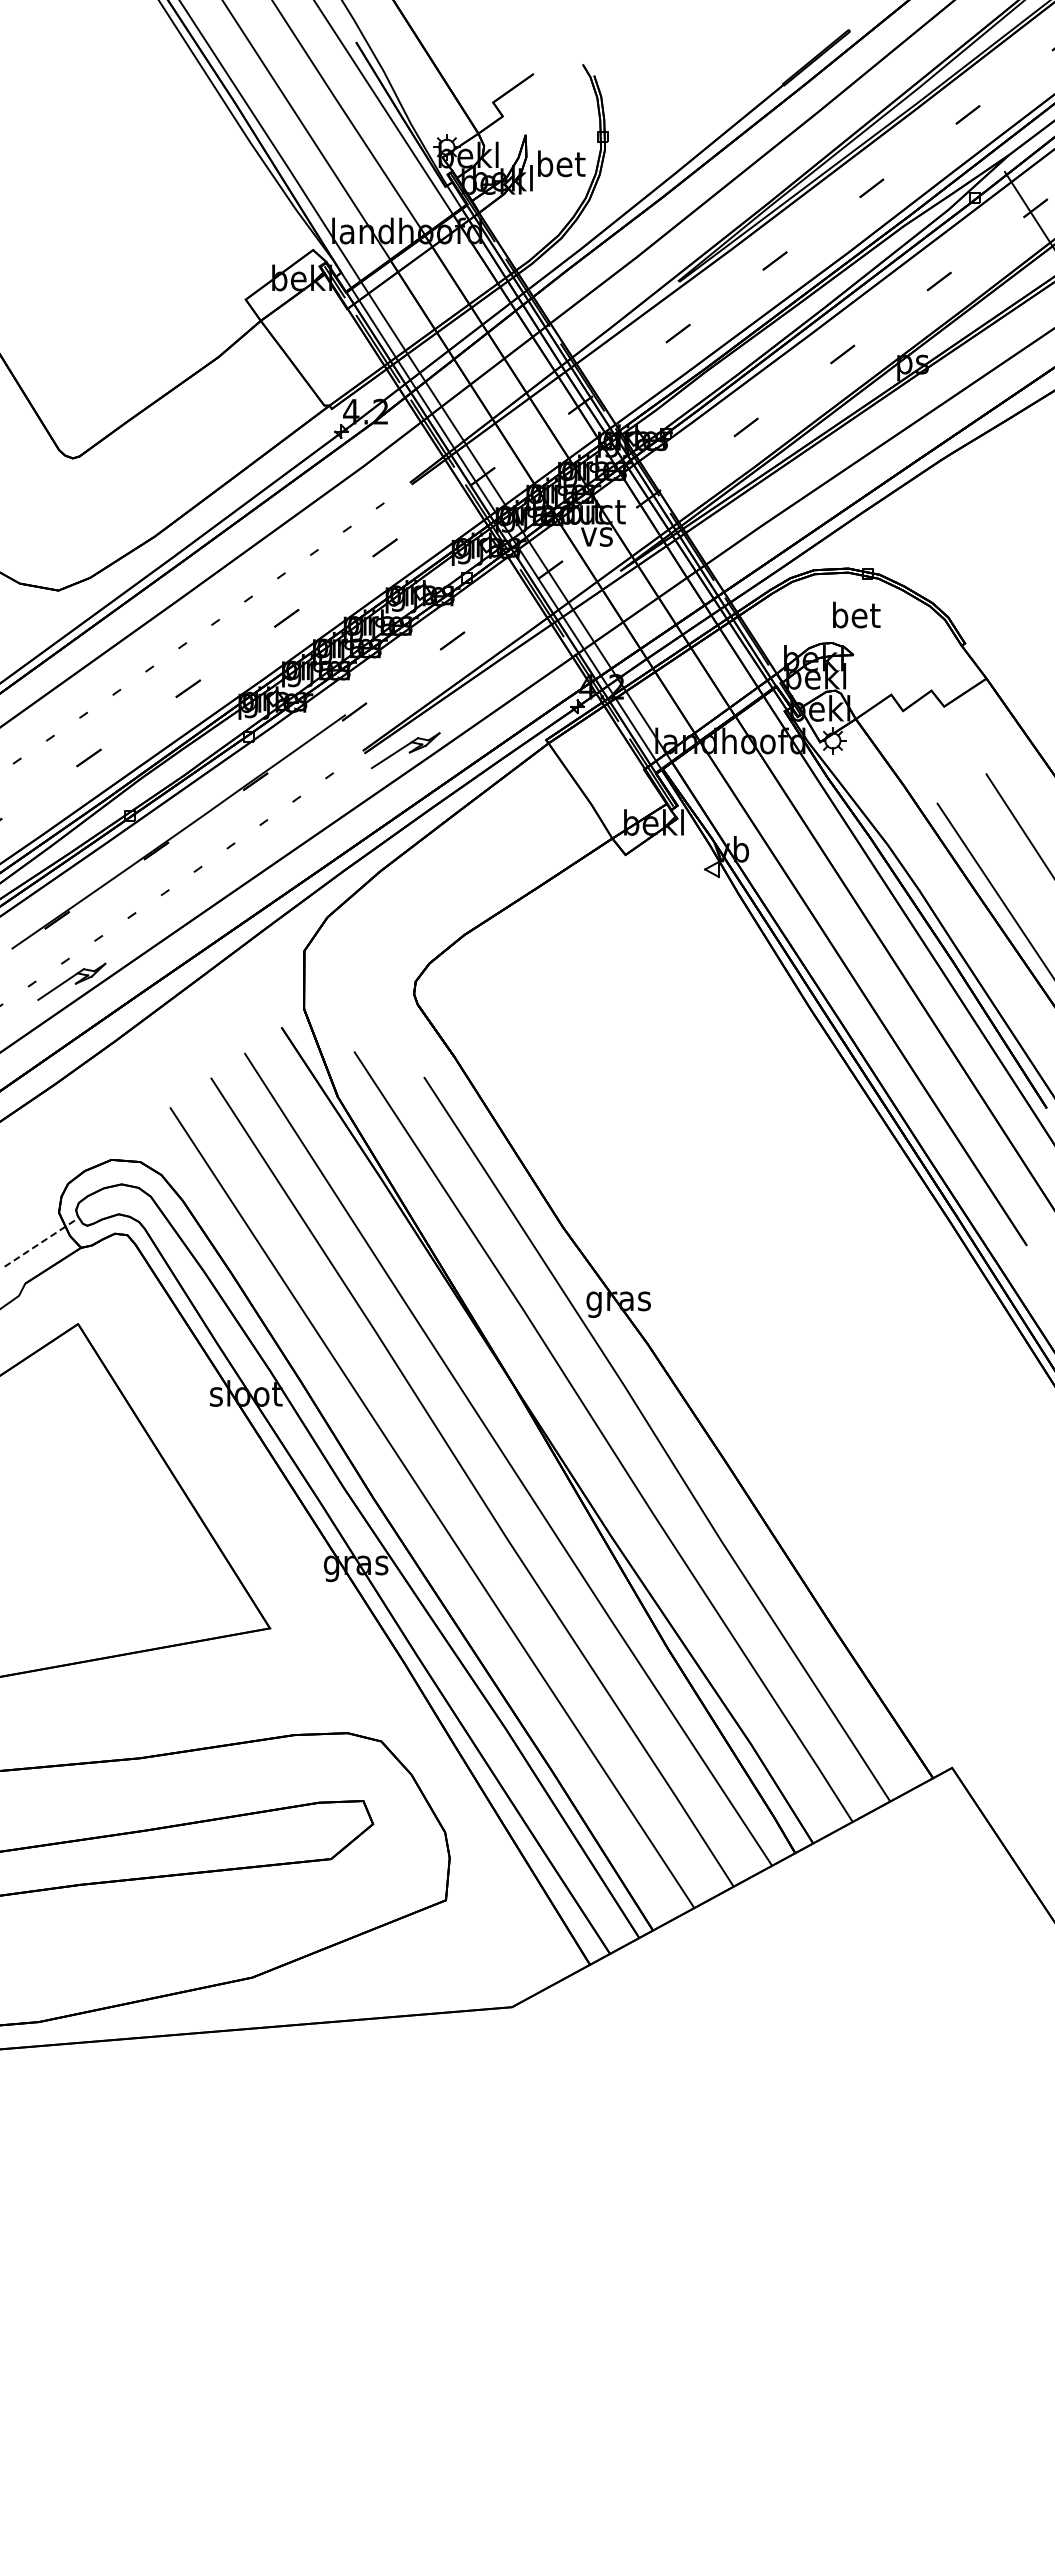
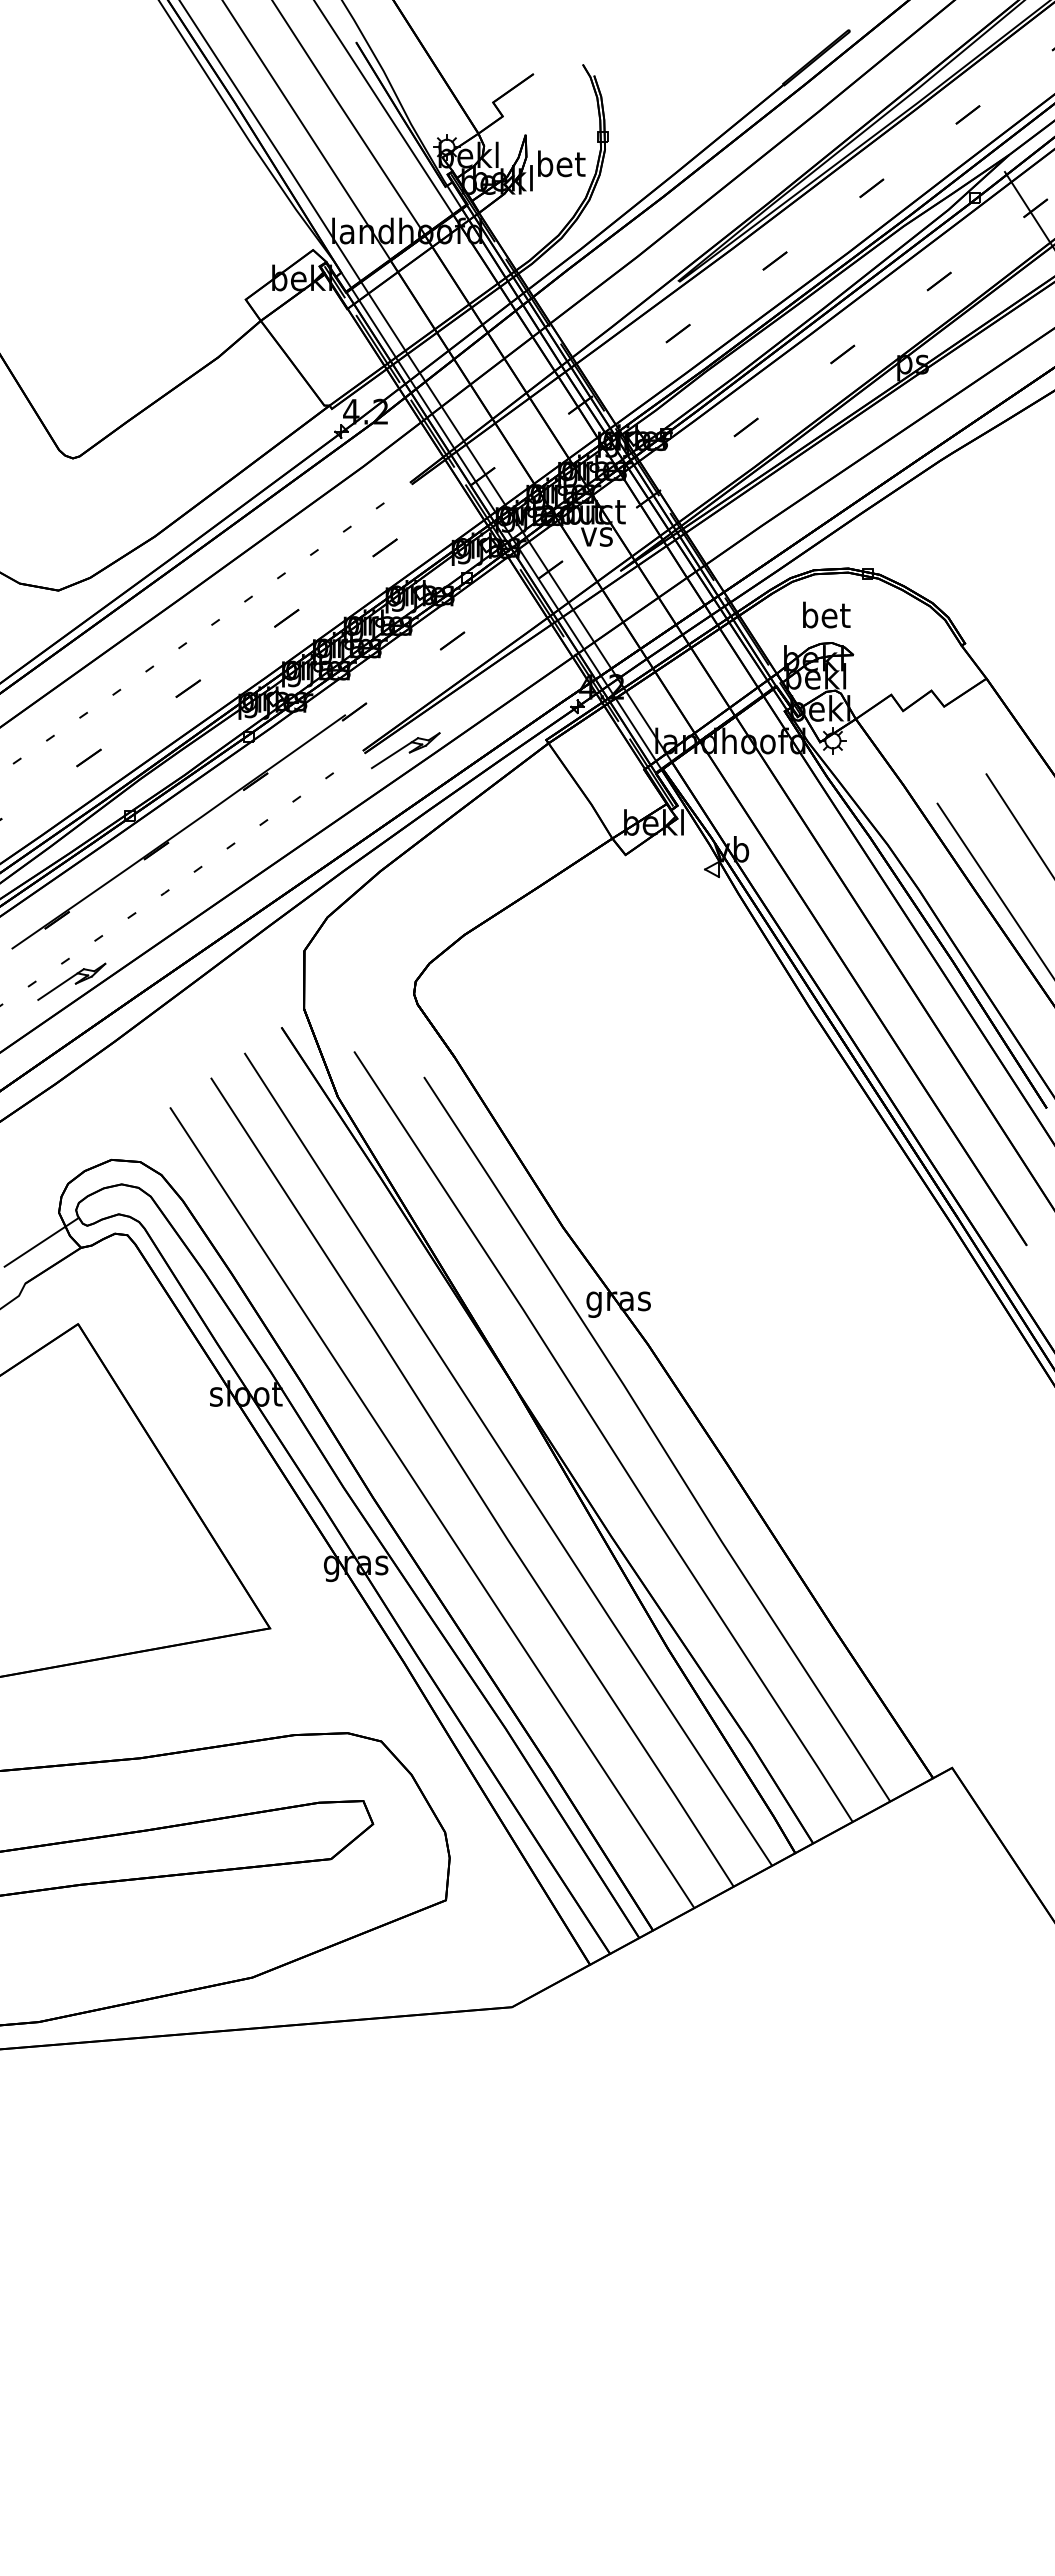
text position: (856, 614) -> (826, 614) (826, 614)
line: dashed -> solid (41, 1242)
